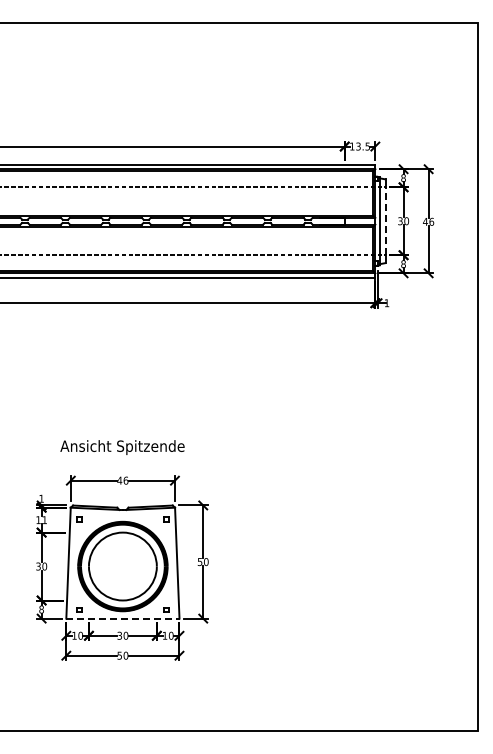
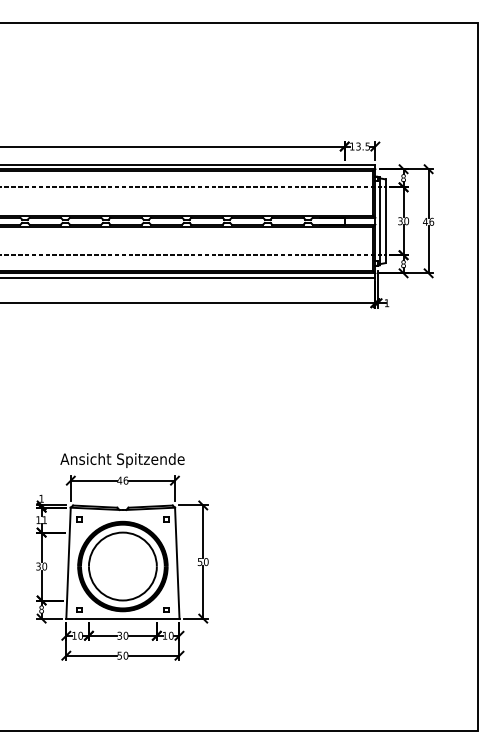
line: dashed -> solid (385, 221)
text position: (122, 447) -> (122, 460) (122, 460)
line: dashed -> solid (122, 618)
